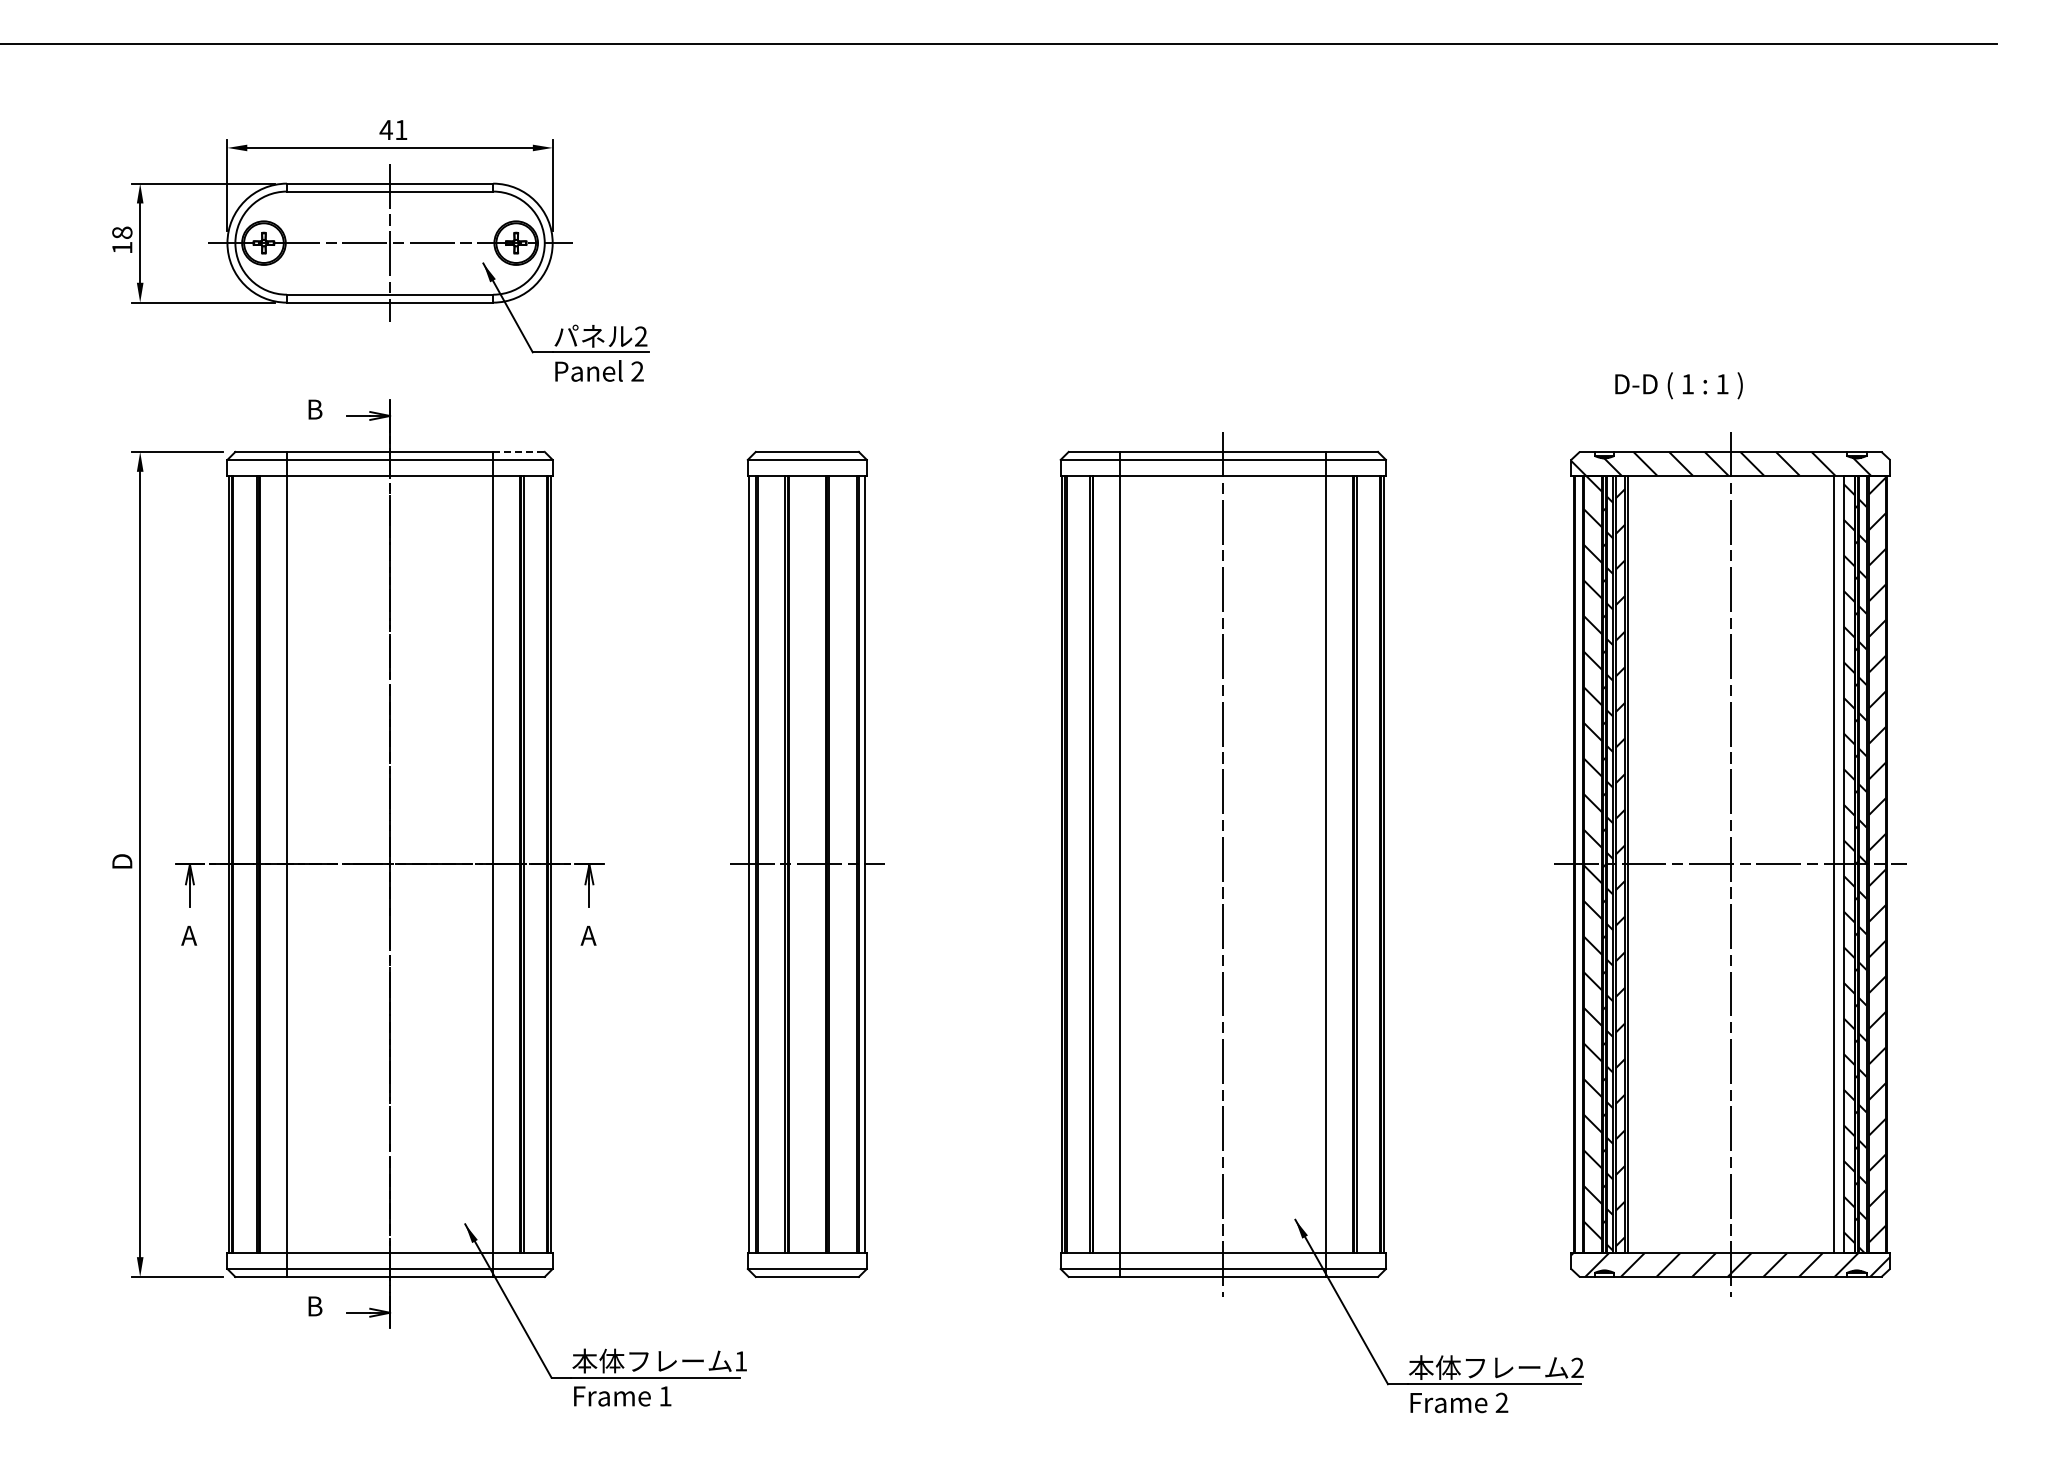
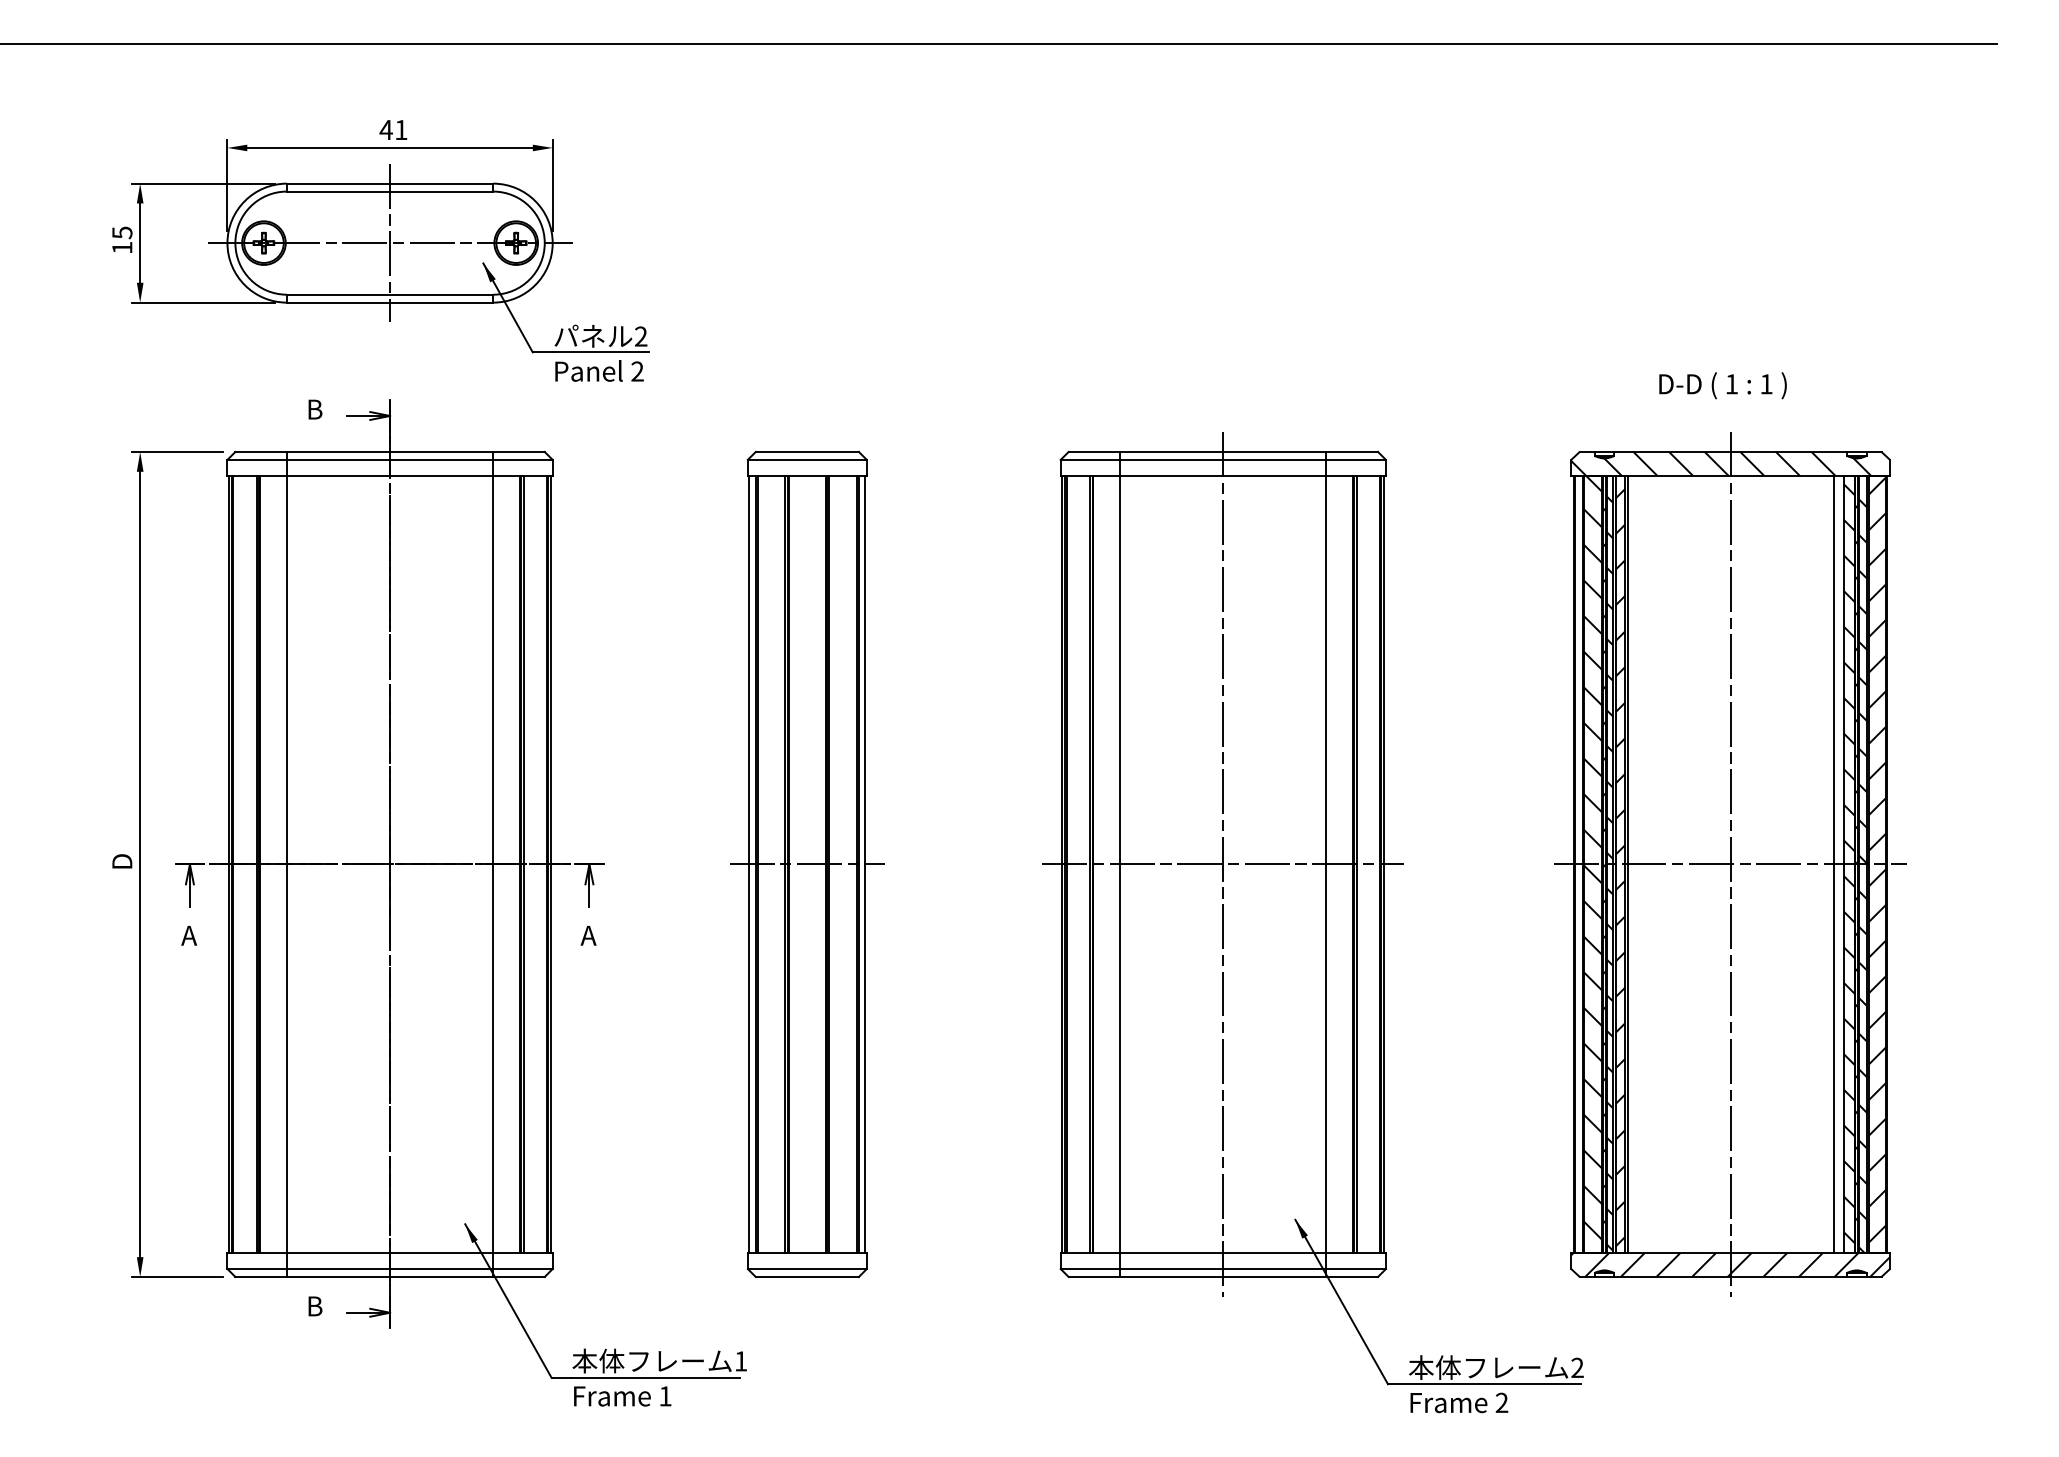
text: 18 -> 15 (122, 232)
text position: (1678, 385) -> (1722, 385) (1722, 385)
line: dashed -> solid (518, 451)
line: none -> present (1223, 864)
